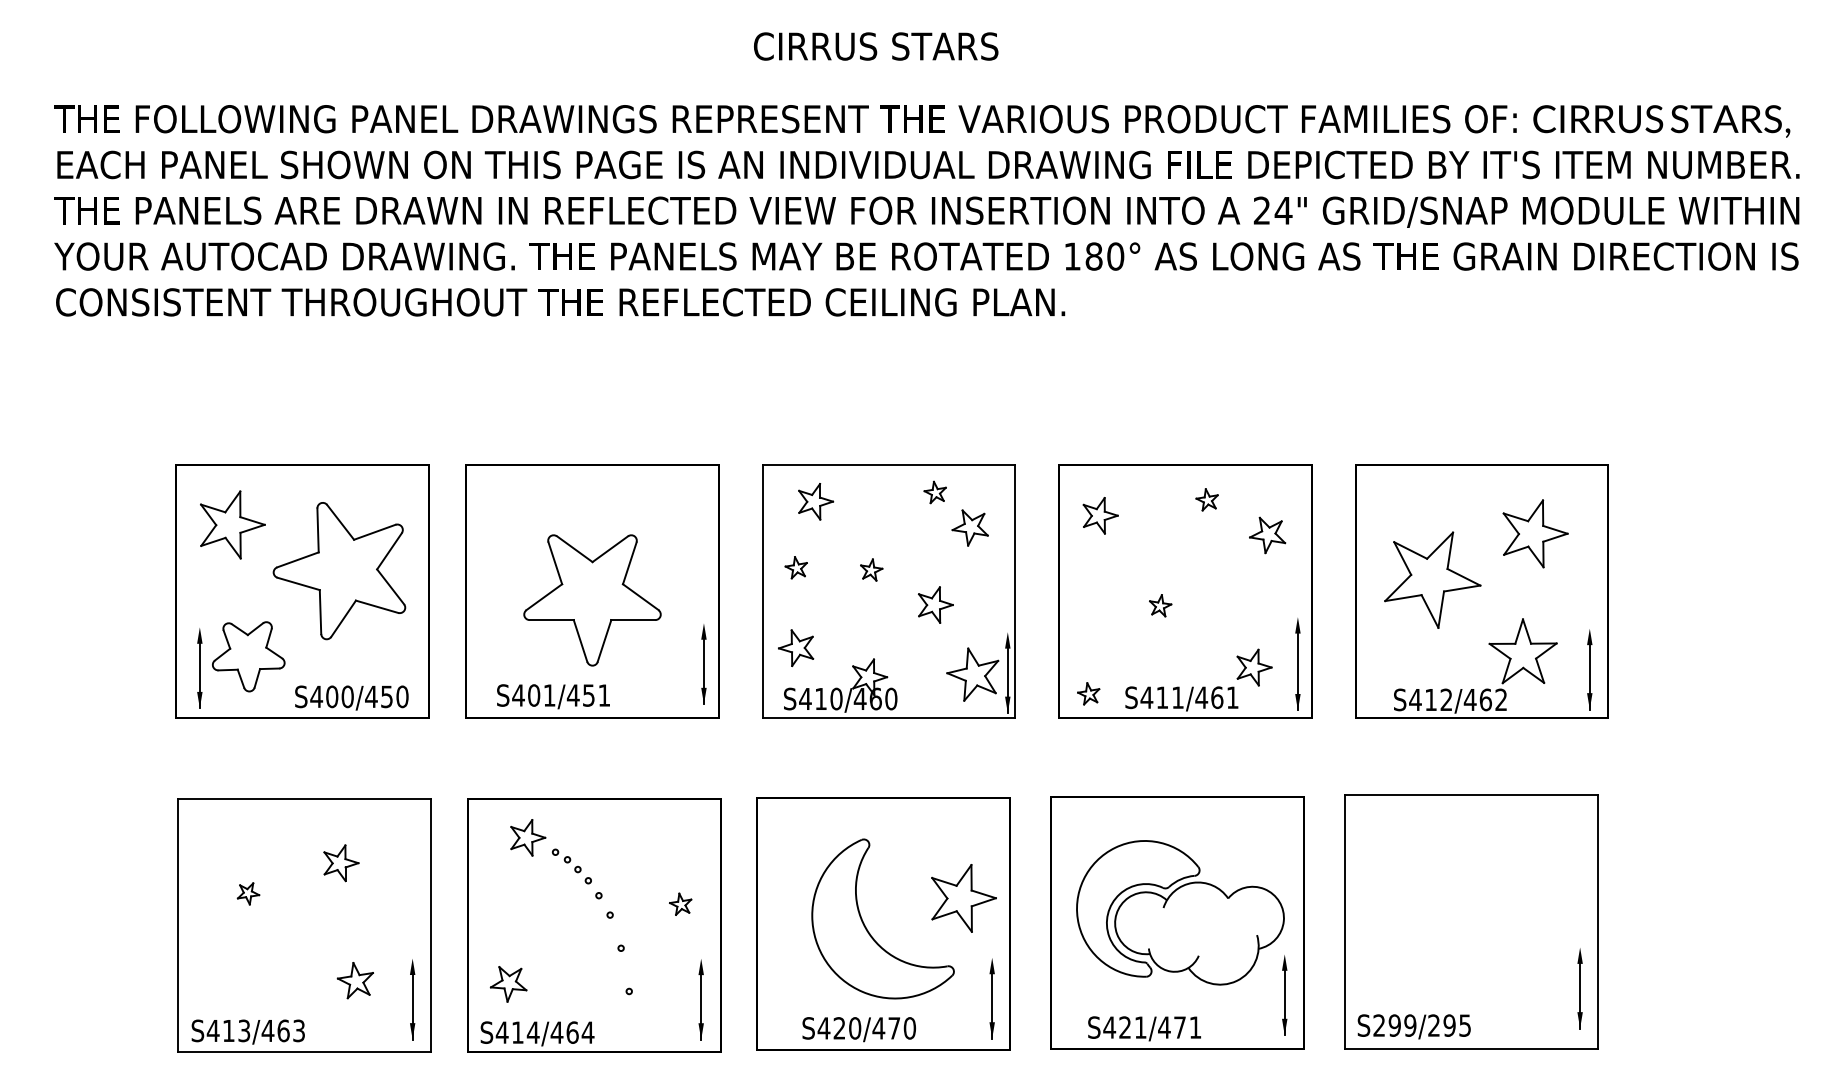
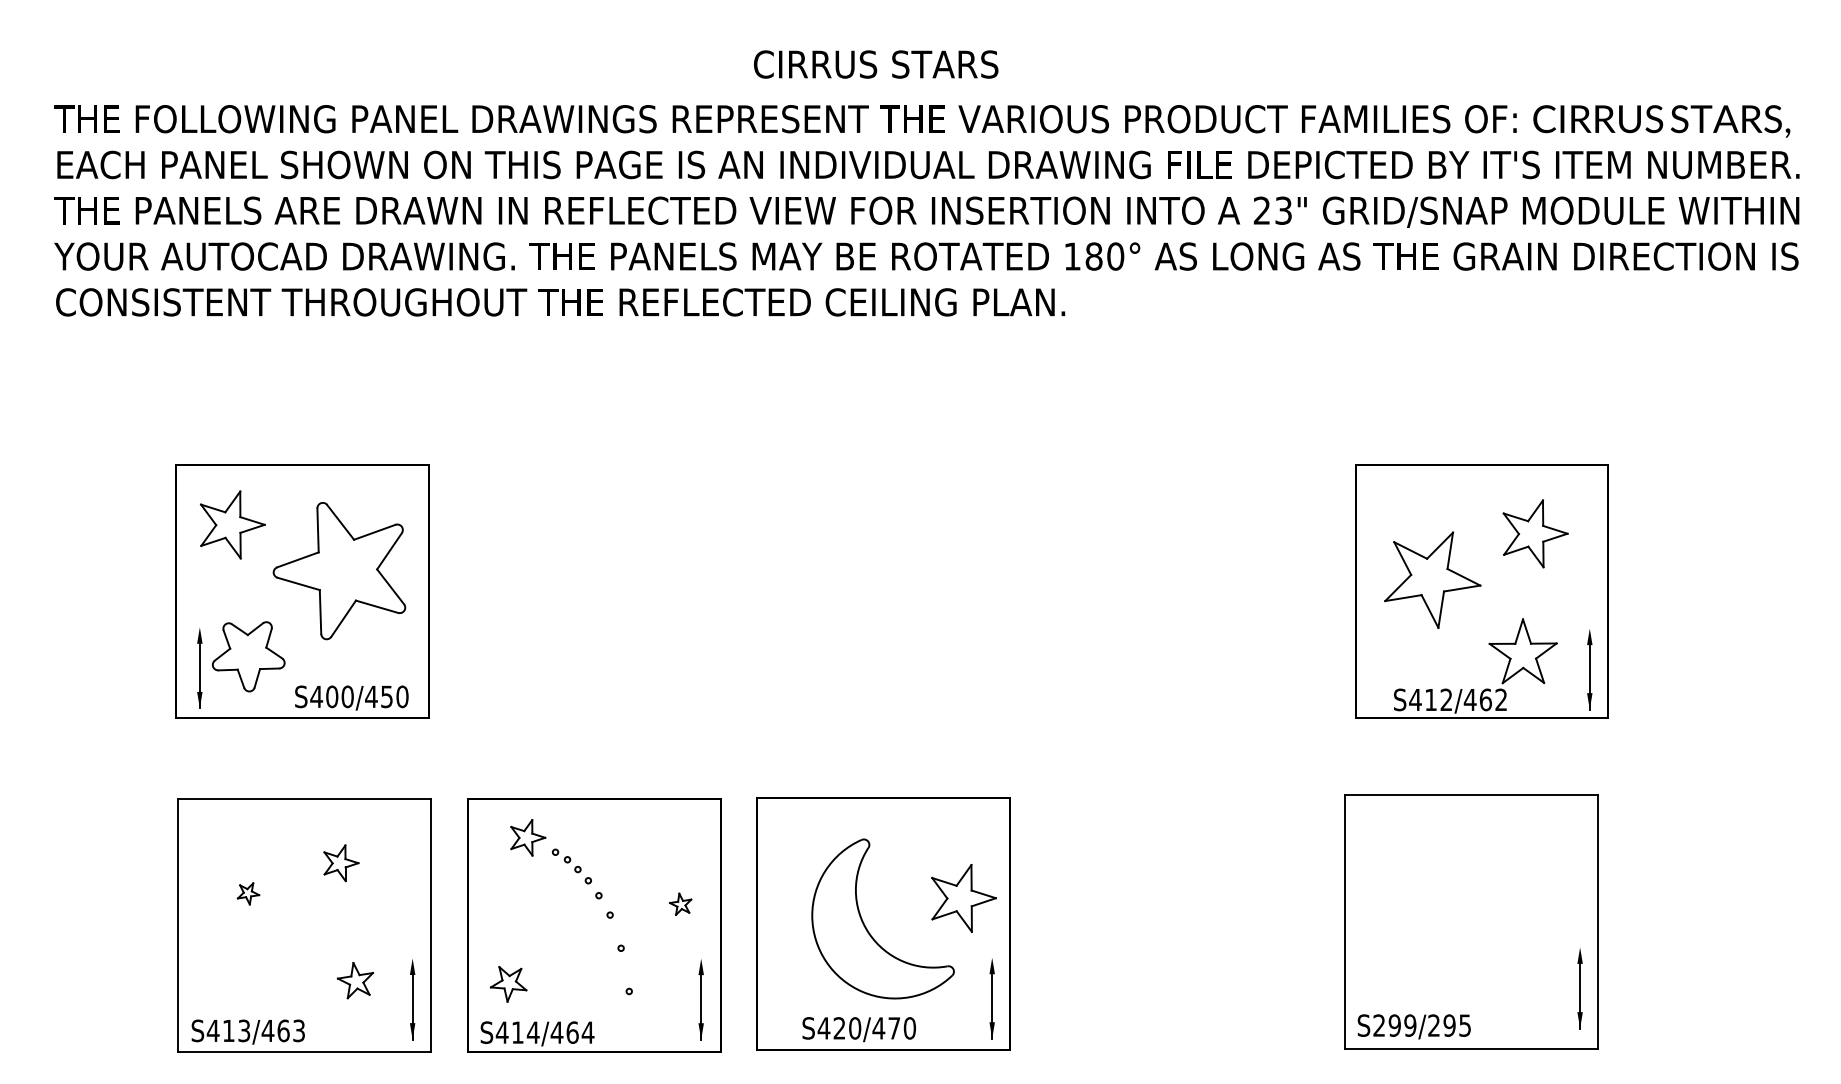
text position: (876, 46) -> (876, 64) (876, 64)
text: 24" -> 23" (1283, 210)
part: present -> none (592, 591)
part: present -> none (888, 591)
part: present -> none (1185, 591)
part: present -> none (1177, 922)
